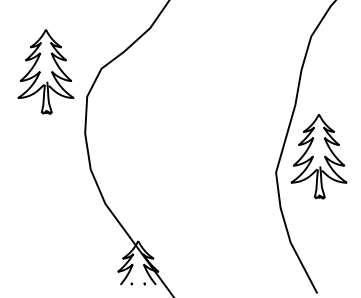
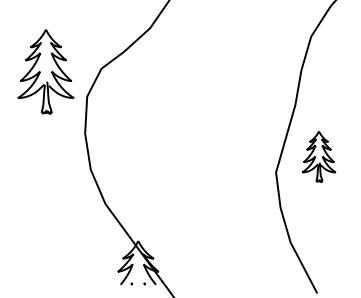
part size: 58x86 px -> 36x52 px (318, 156)
